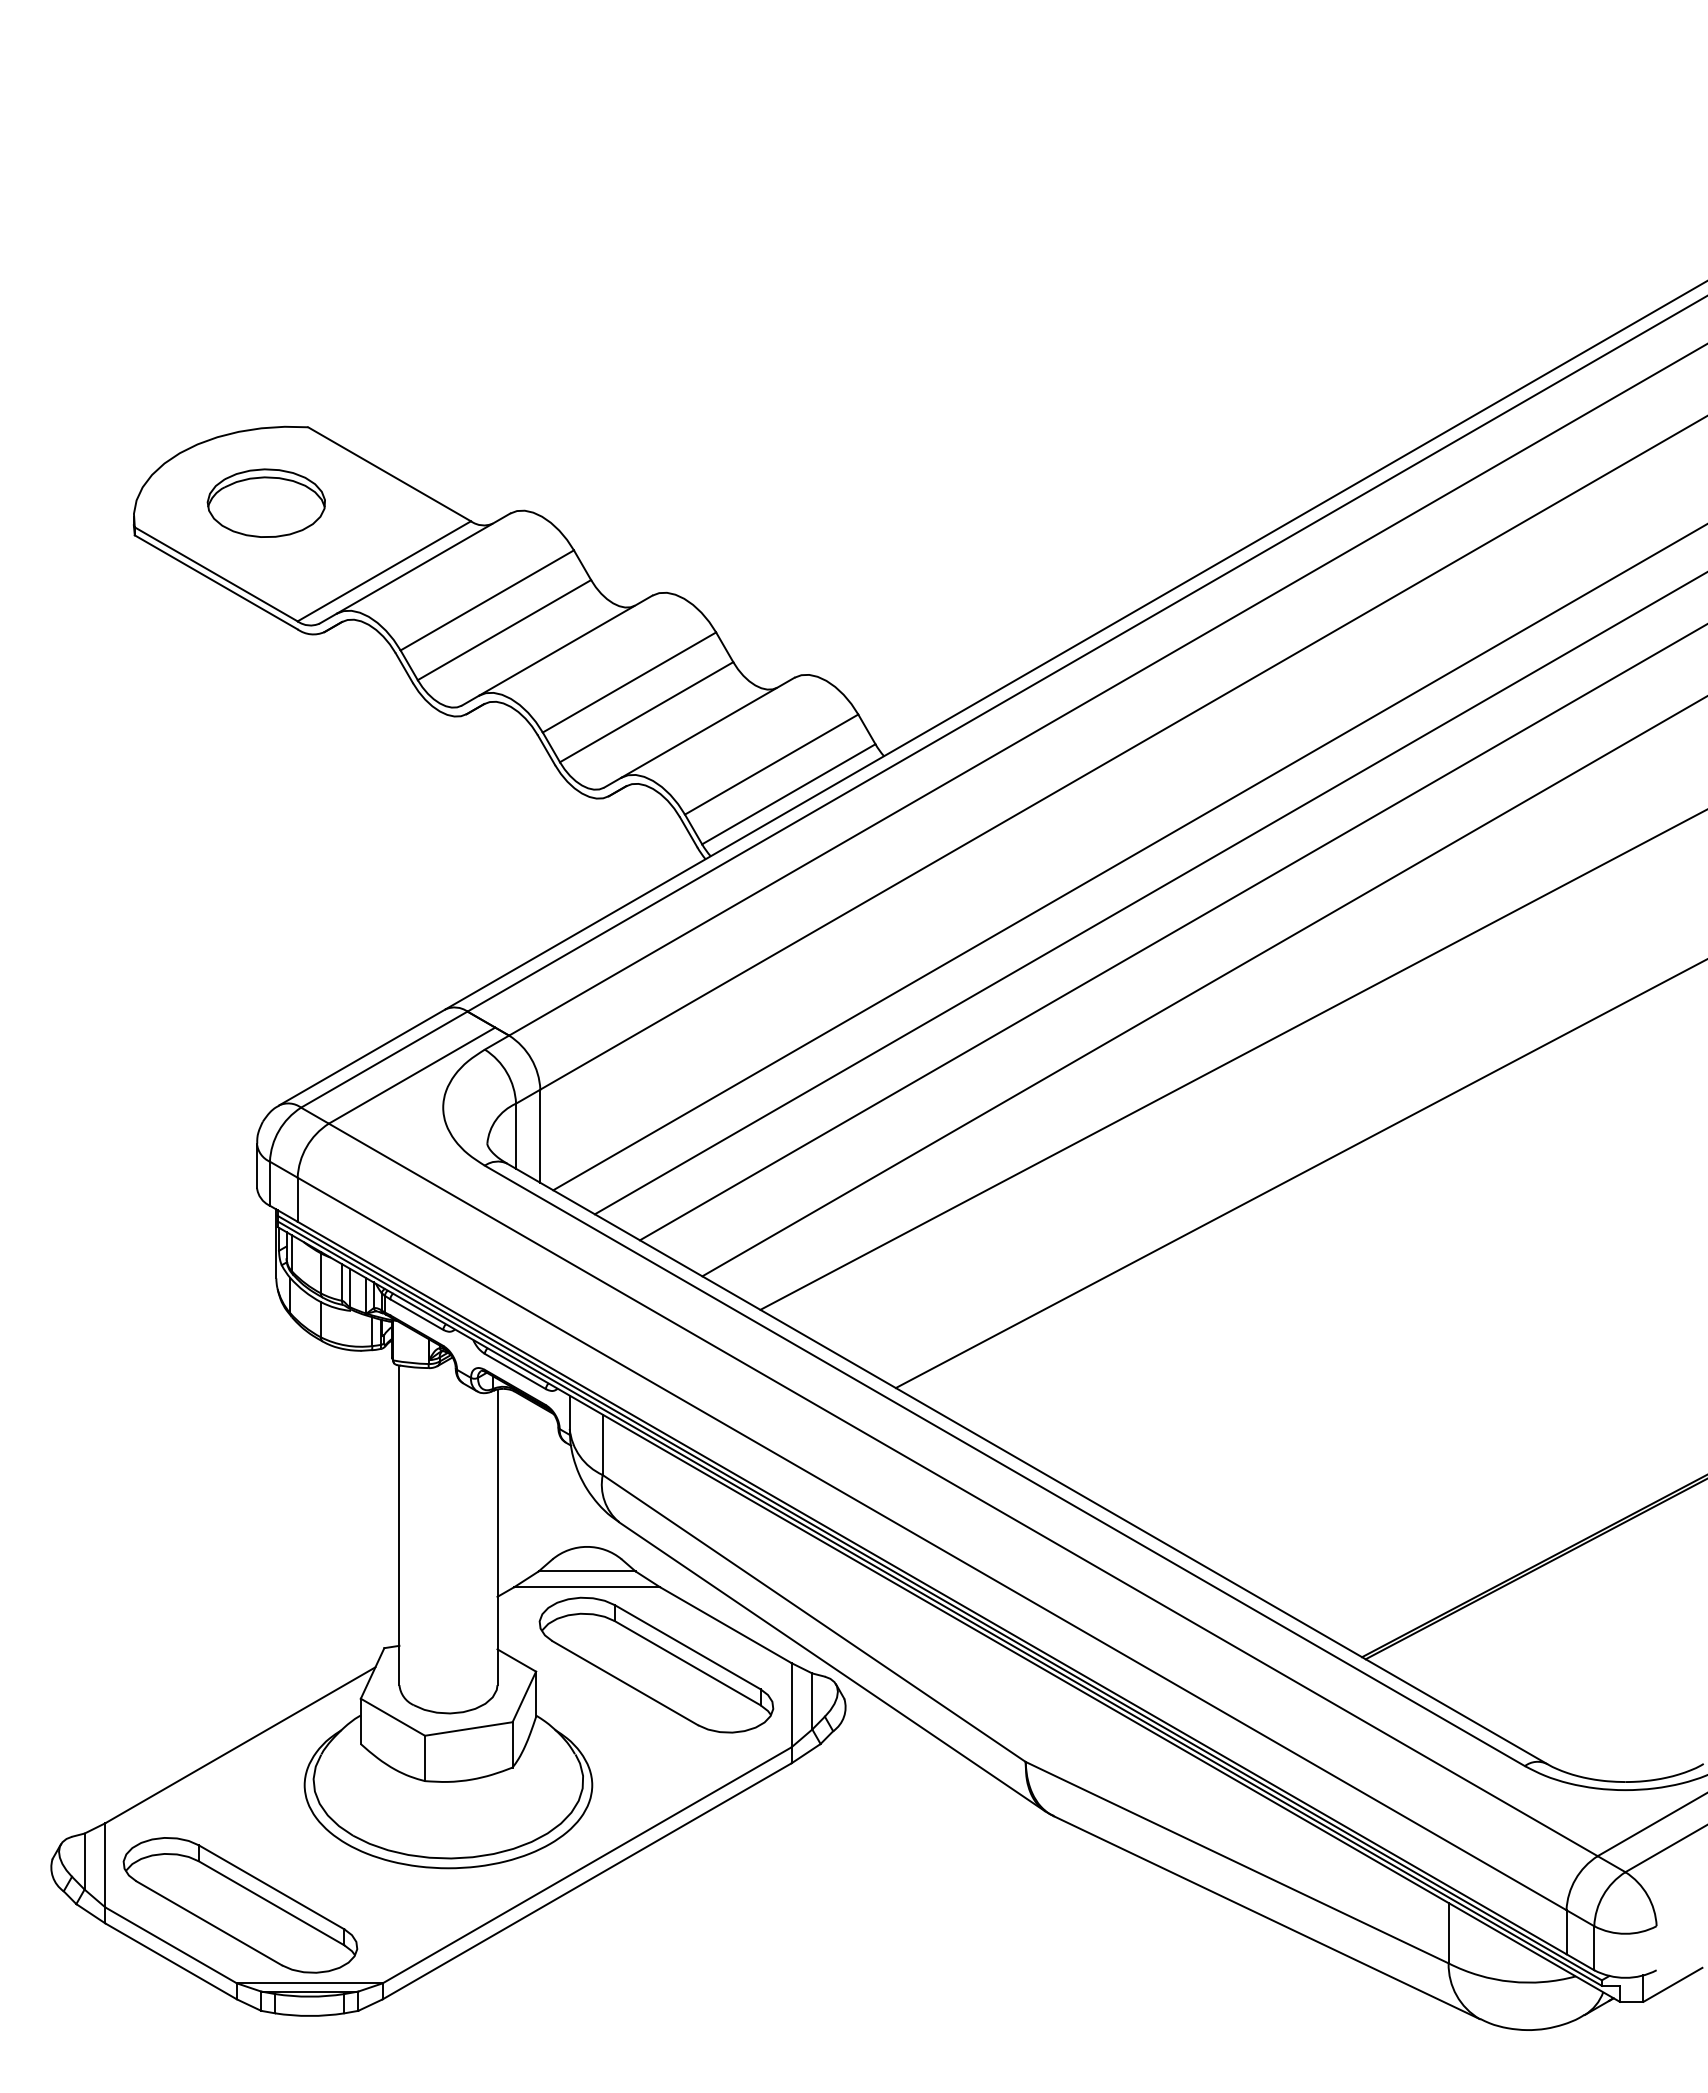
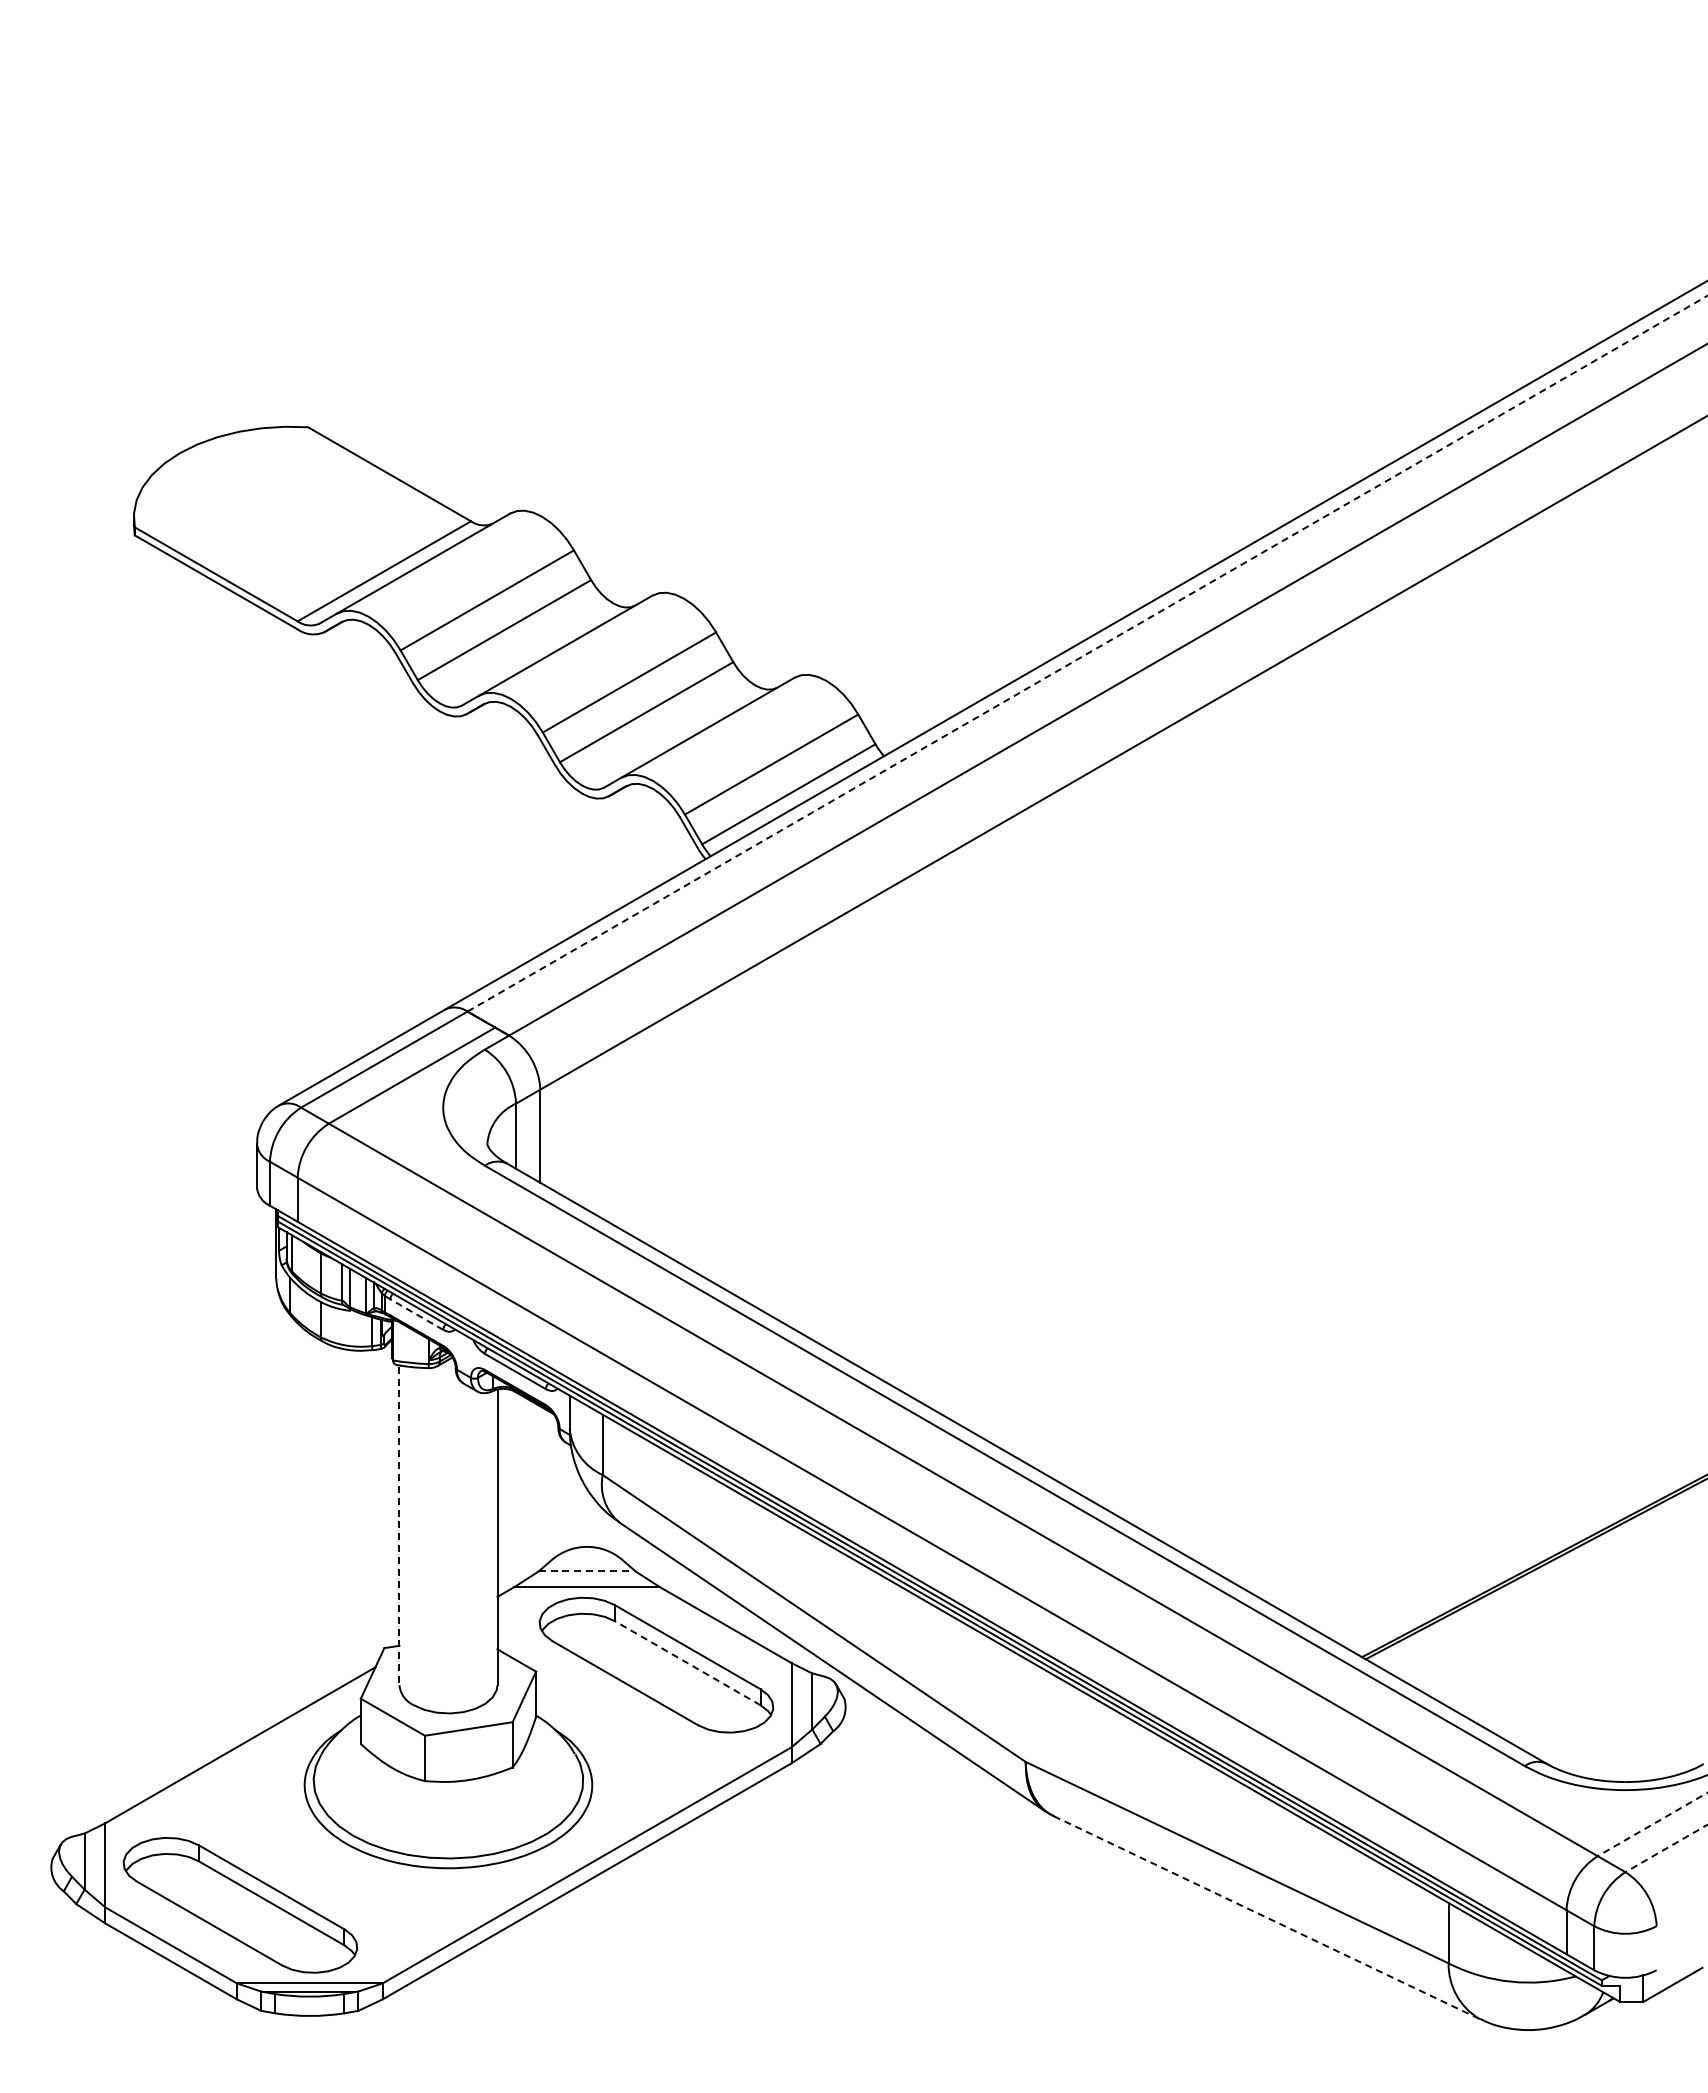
part: present -> none (265, 502)
line: solid -> dashed (1087, 653)
line: present -> none (1128, 857)
line: present -> none (1149, 893)
line: present -> none (1171, 932)
line: present -> none (1203, 986)
line: present -> none (1232, 1060)
line: present -> none (1299, 1174)
line: solid -> dashed (416, 1314)
line: solid -> dashed (399, 1526)
line: solid -> dashed (587, 1571)
line: solid -> dashed (687, 1662)
line: solid -> dashed (1652, 1824)
line: solid -> dashed (1665, 1848)
line: solid -> dashed (1266, 1917)
